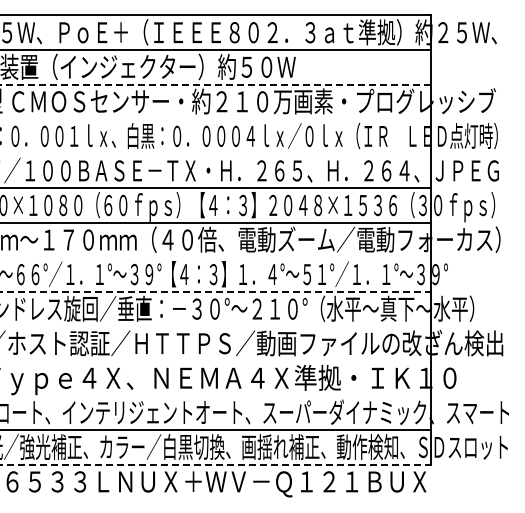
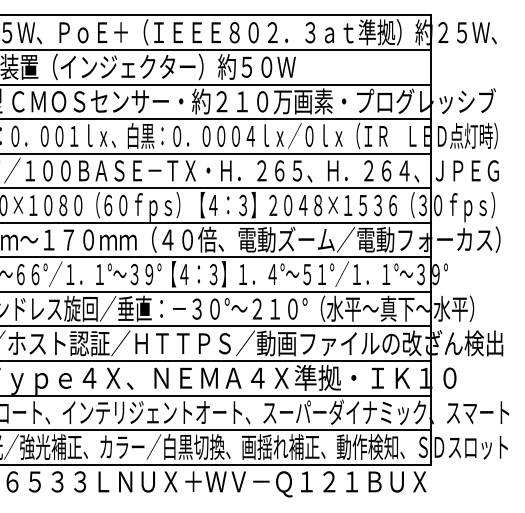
line: dashed -> solid (215, 84)
line: none -> present (216, 119)
line: none -> present (216, 153)
line: none -> present (216, 257)
line: dashed -> solid (216, 291)
line: none -> present (216, 326)
line: none -> present (216, 361)
line: none -> present (216, 395)
line: dashed -> solid (216, 464)
